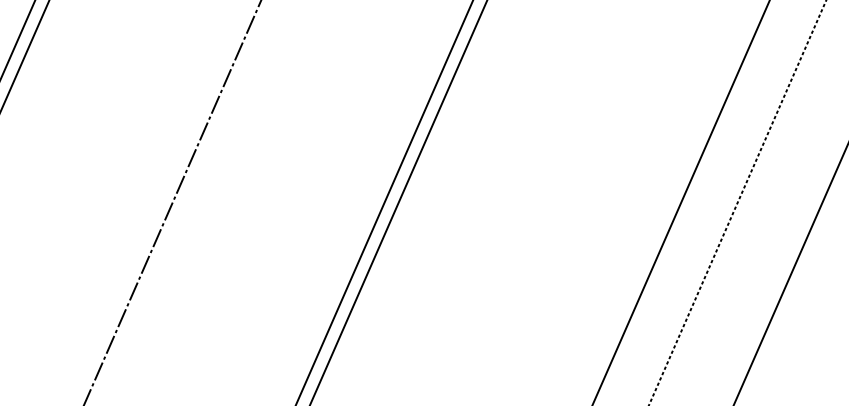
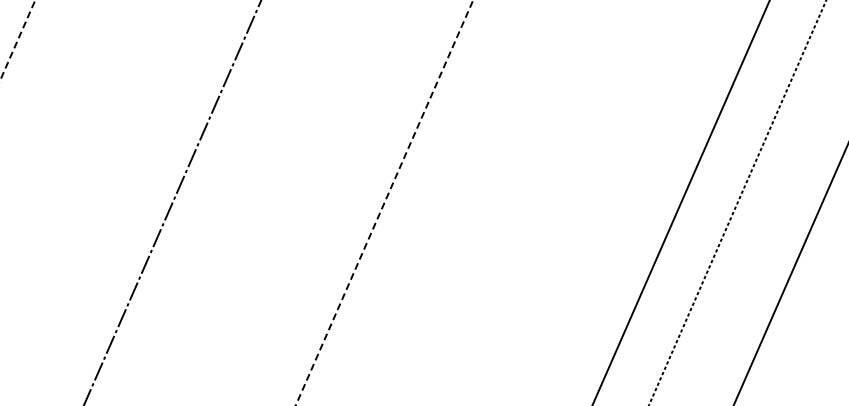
line: solid -> dashed (17, 40)
line: present -> none (25, 55)
line: solid -> dashed (384, 202)
line: present -> none (398, 202)
